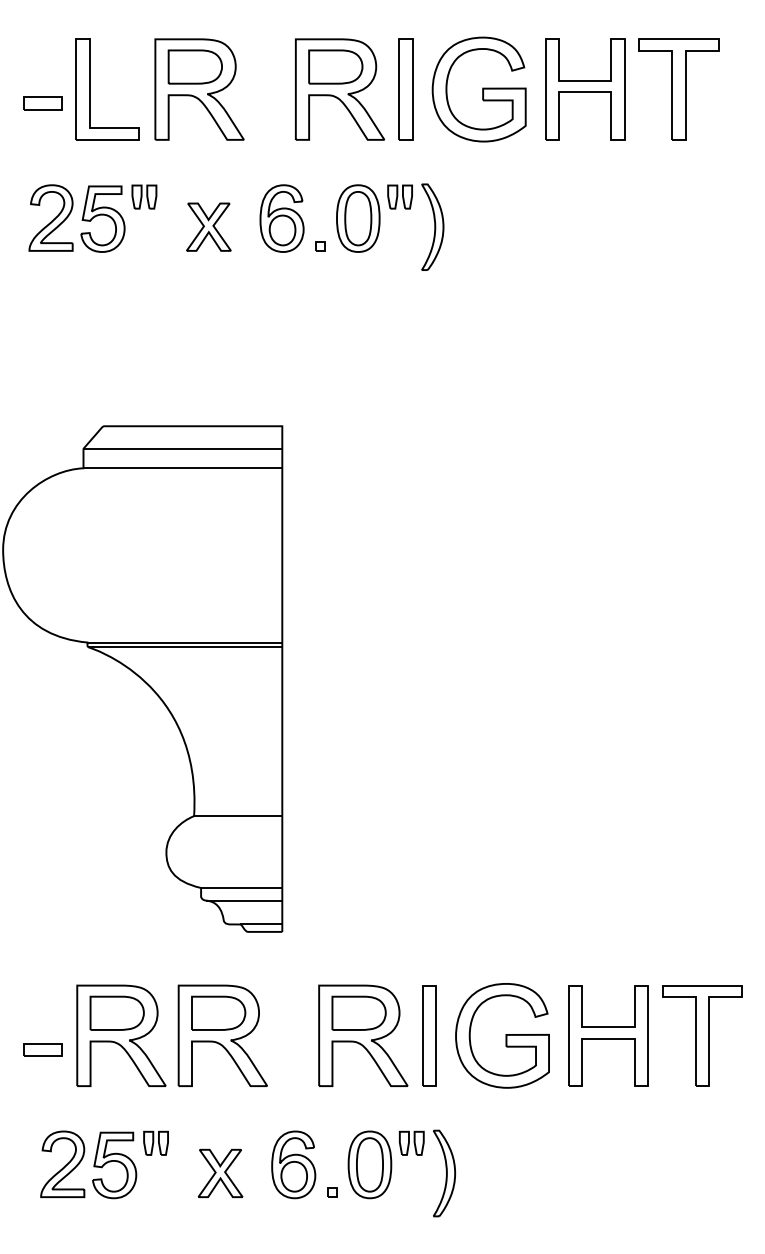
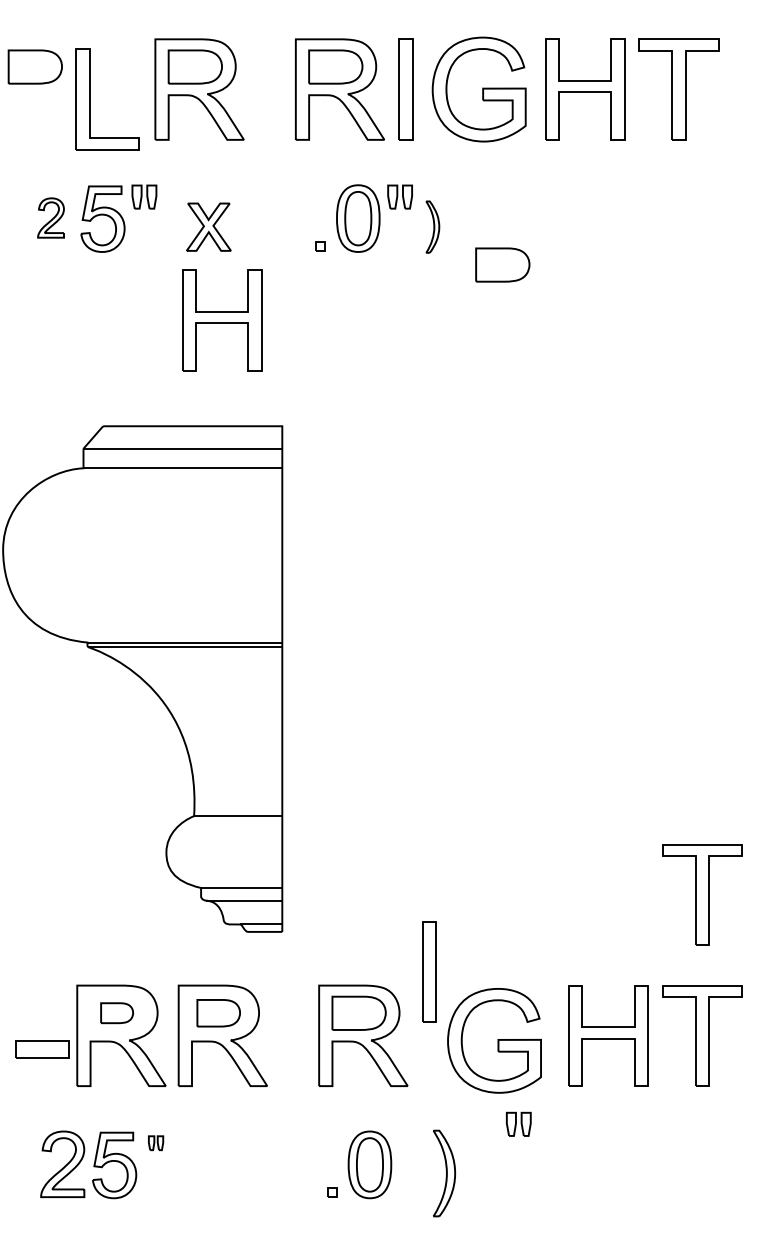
part: none -> present (34, 66)
part position: (90, 89) -> (90, 99) (90, 99)
part: present -> none (42, 103)
part size: 46x68 px -> 28x42 px (50, 217)
part: present -> none (281, 218)
part size: 24x88 px -> 16x54 px (432, 226)
part: none -> present (502, 264)
part: none -> present (222, 320)
part: none -> present (702, 894)
part size: 56x36 px -> 34x23 px (116, 1013)
part size: 56x36 px -> 45x29 px (218, 1013)
part position: (429, 1035) -> (429, 971) (429, 971)
part position: (502, 1035) -> (494, 1040) (494, 1040)
part size: 40x14 px -> 55x19 px (42, 1049)
part size: 26x26 px -> 17x17 px (156, 1143)
part position: (411, 1142) -> (518, 1123) (518, 1123)
part: present -> none (293, 1164)
part: present -> none (220, 1172)
